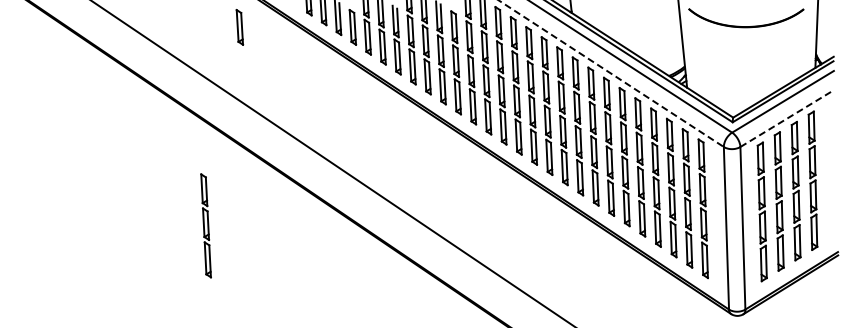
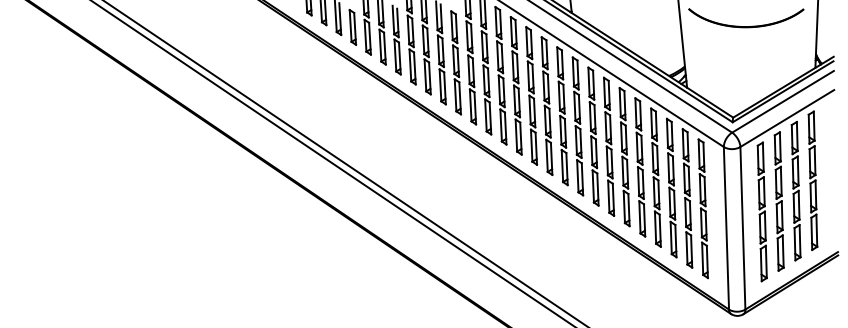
part: present -> none (239, 27)
line: dashed -> solid (611, 73)
line: dashed -> solid (787, 118)
line: none -> present (344, 163)
part: present -> none (205, 225)
